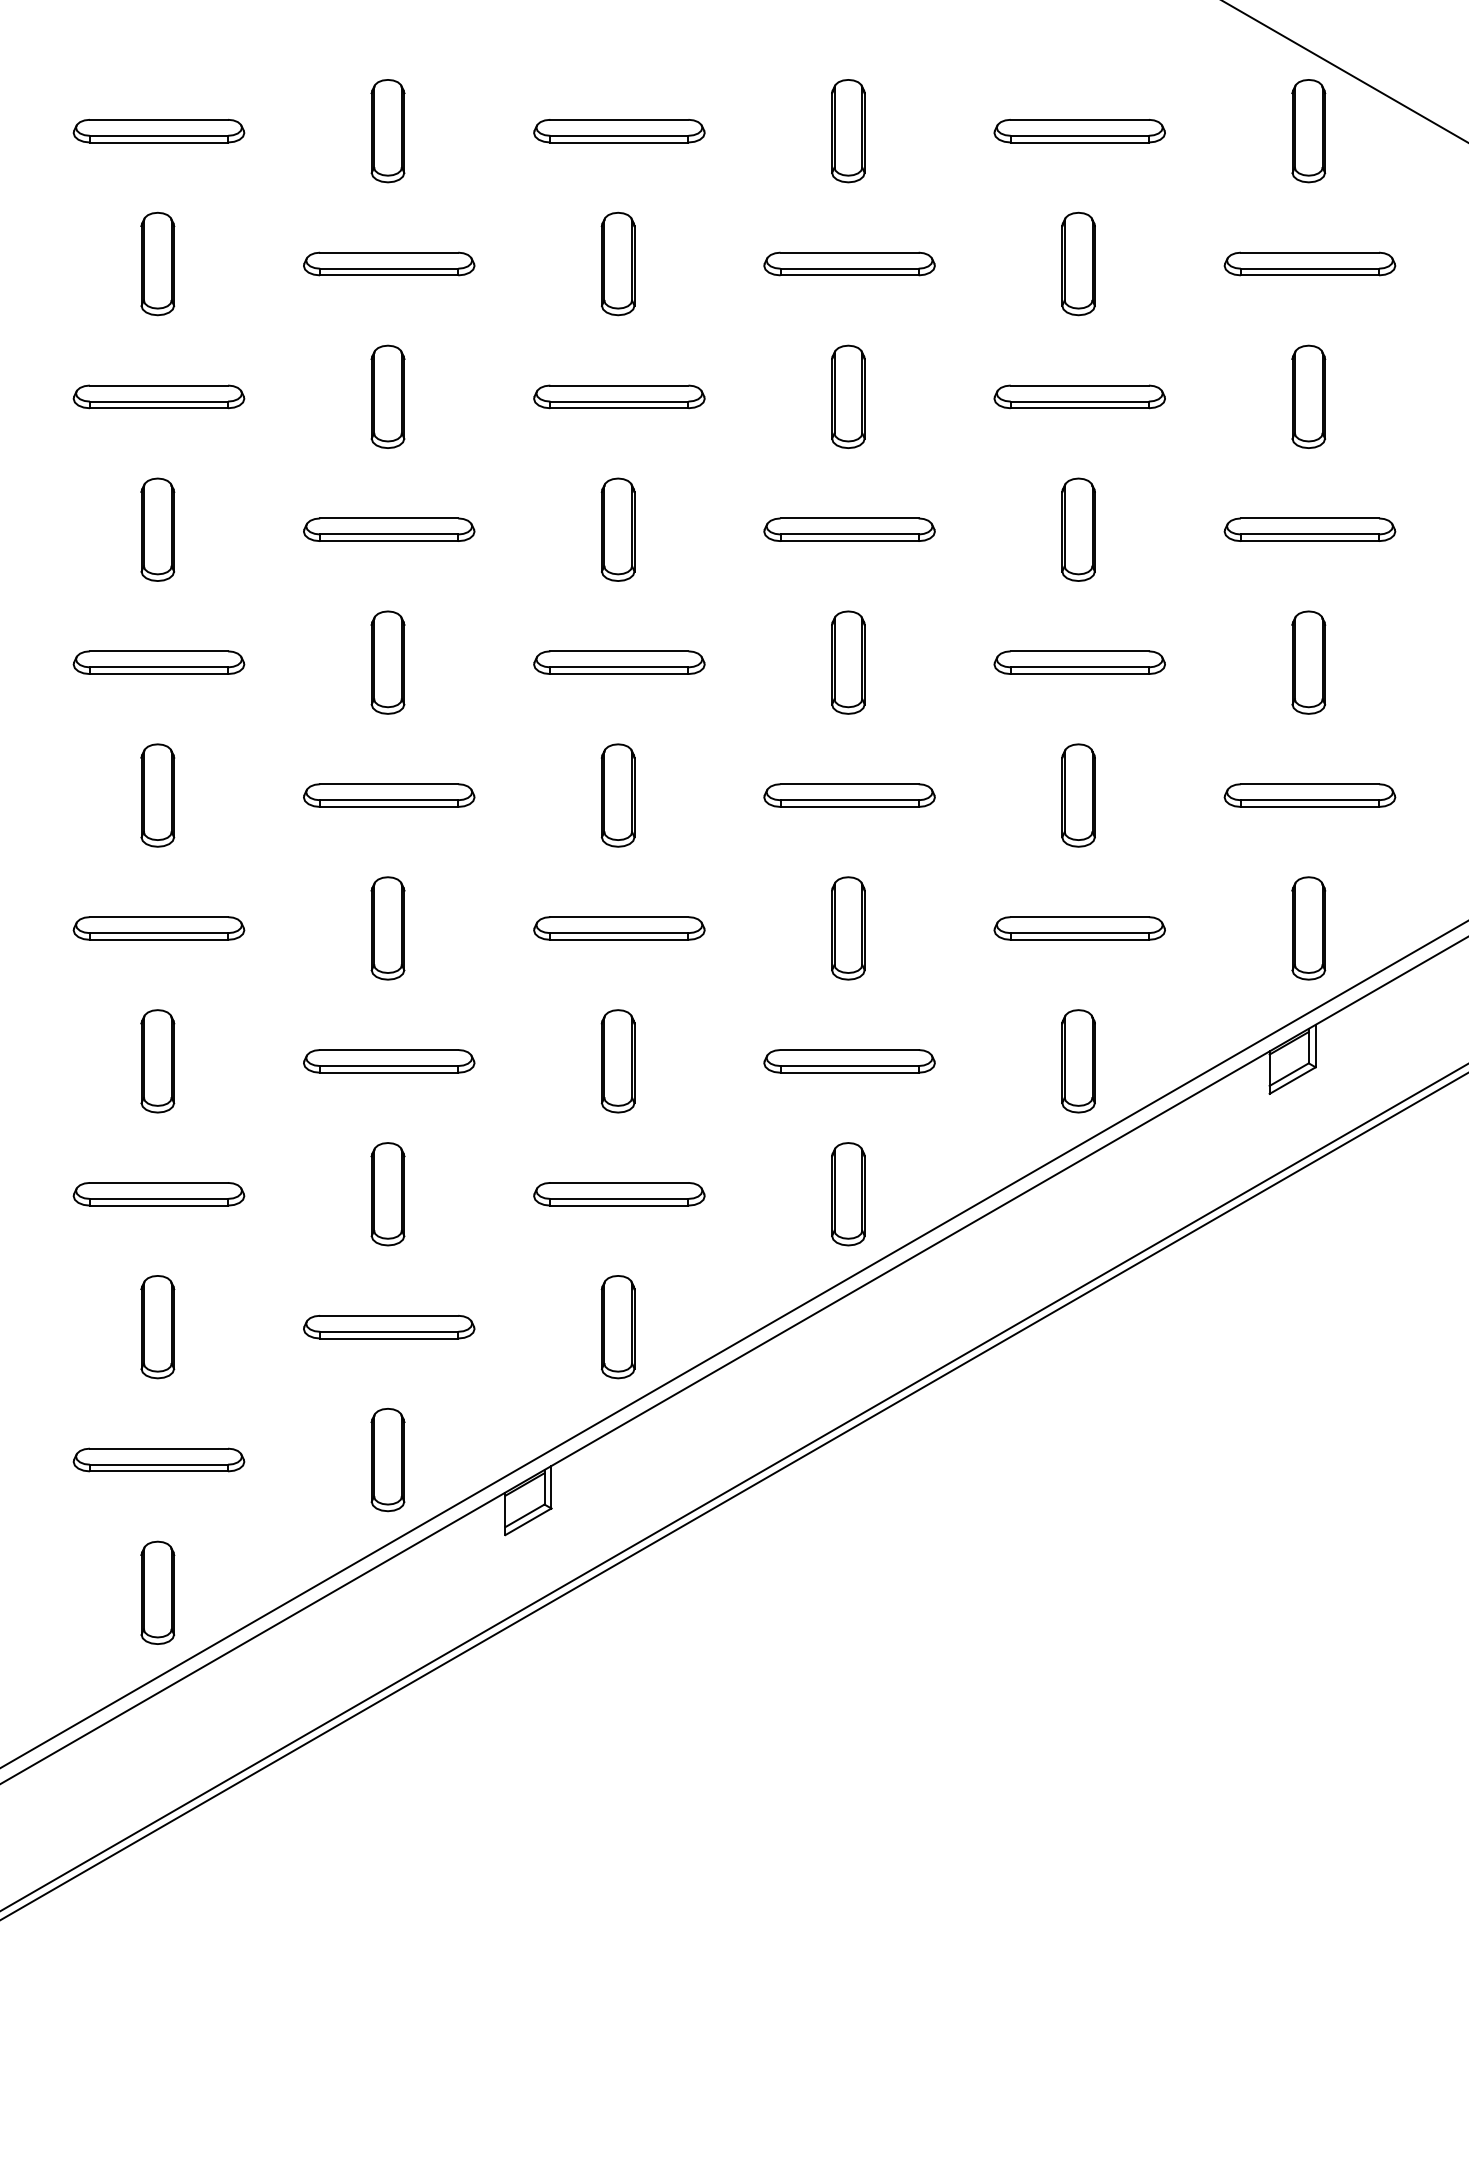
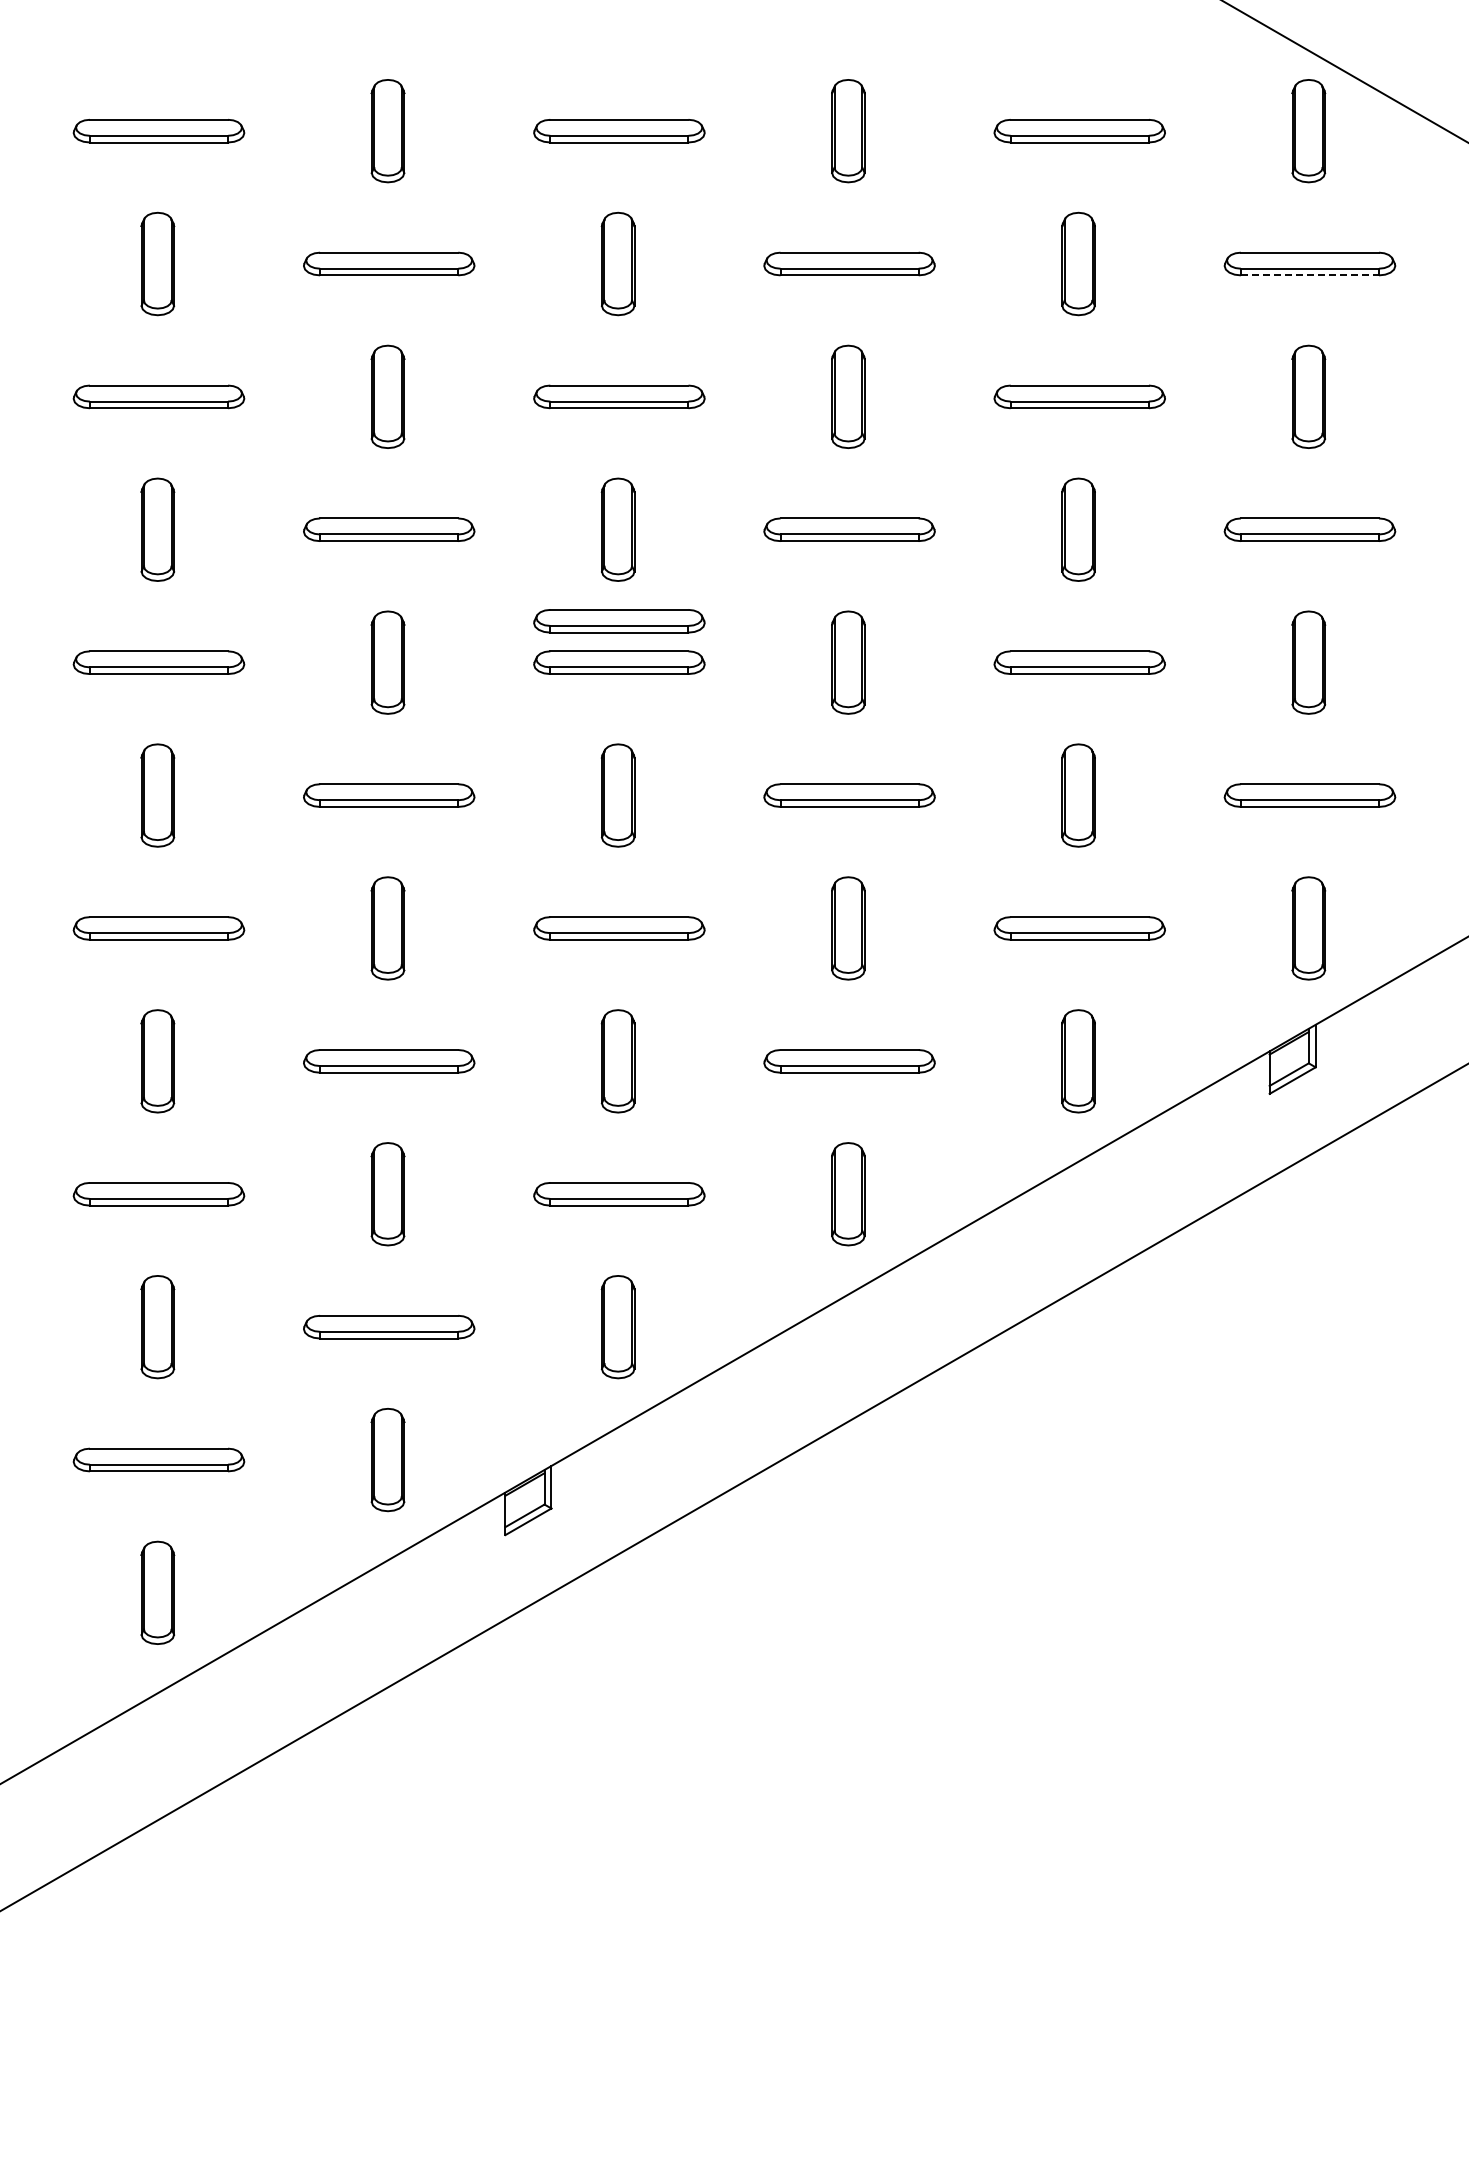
line: solid -> dashed (1310, 275)
part: none -> present (619, 621)
line: present -> none (733, 1344)
line: present -> none (733, 1496)
